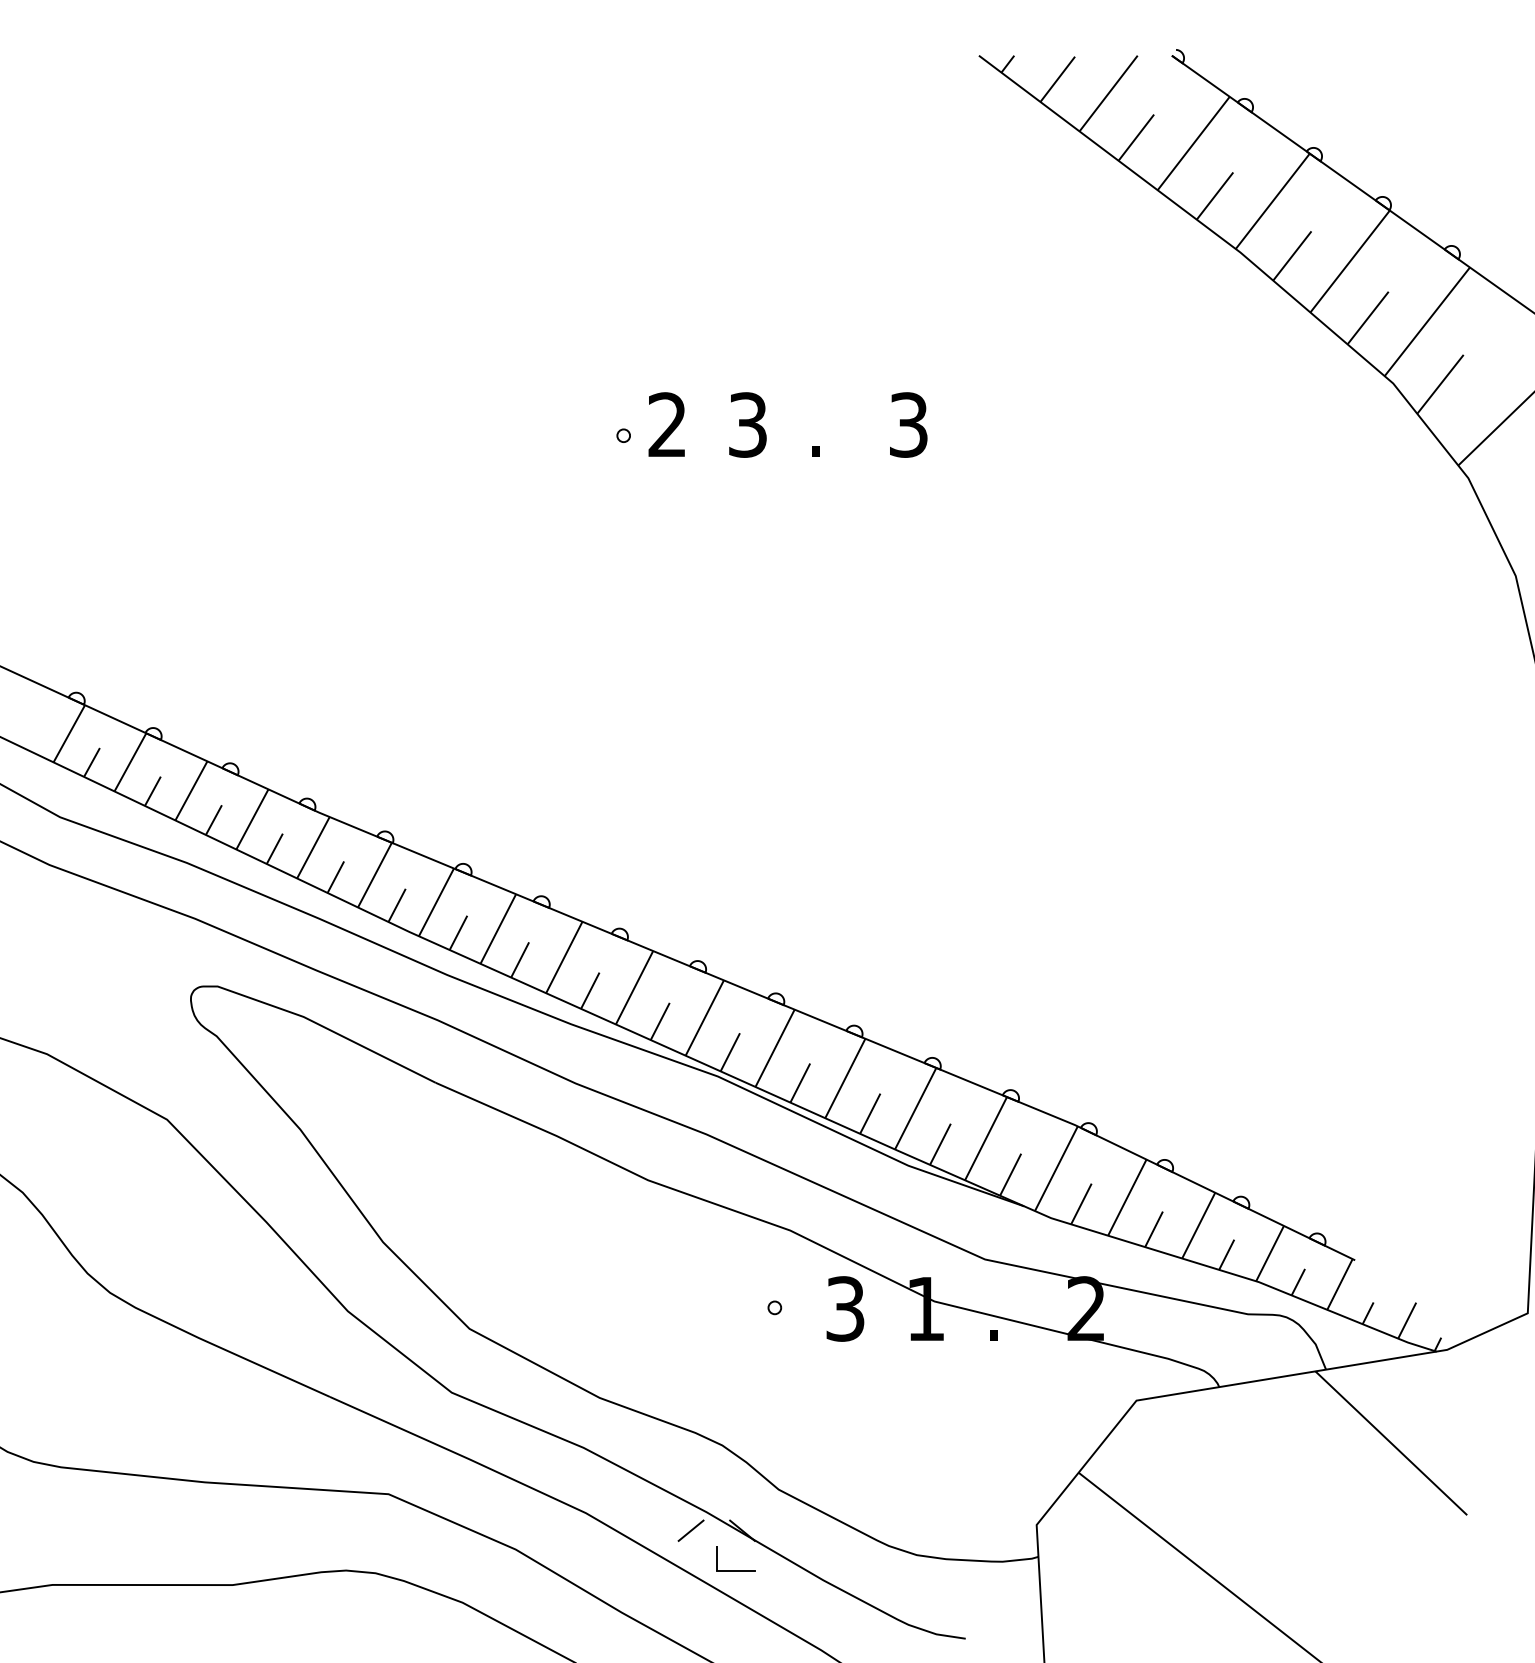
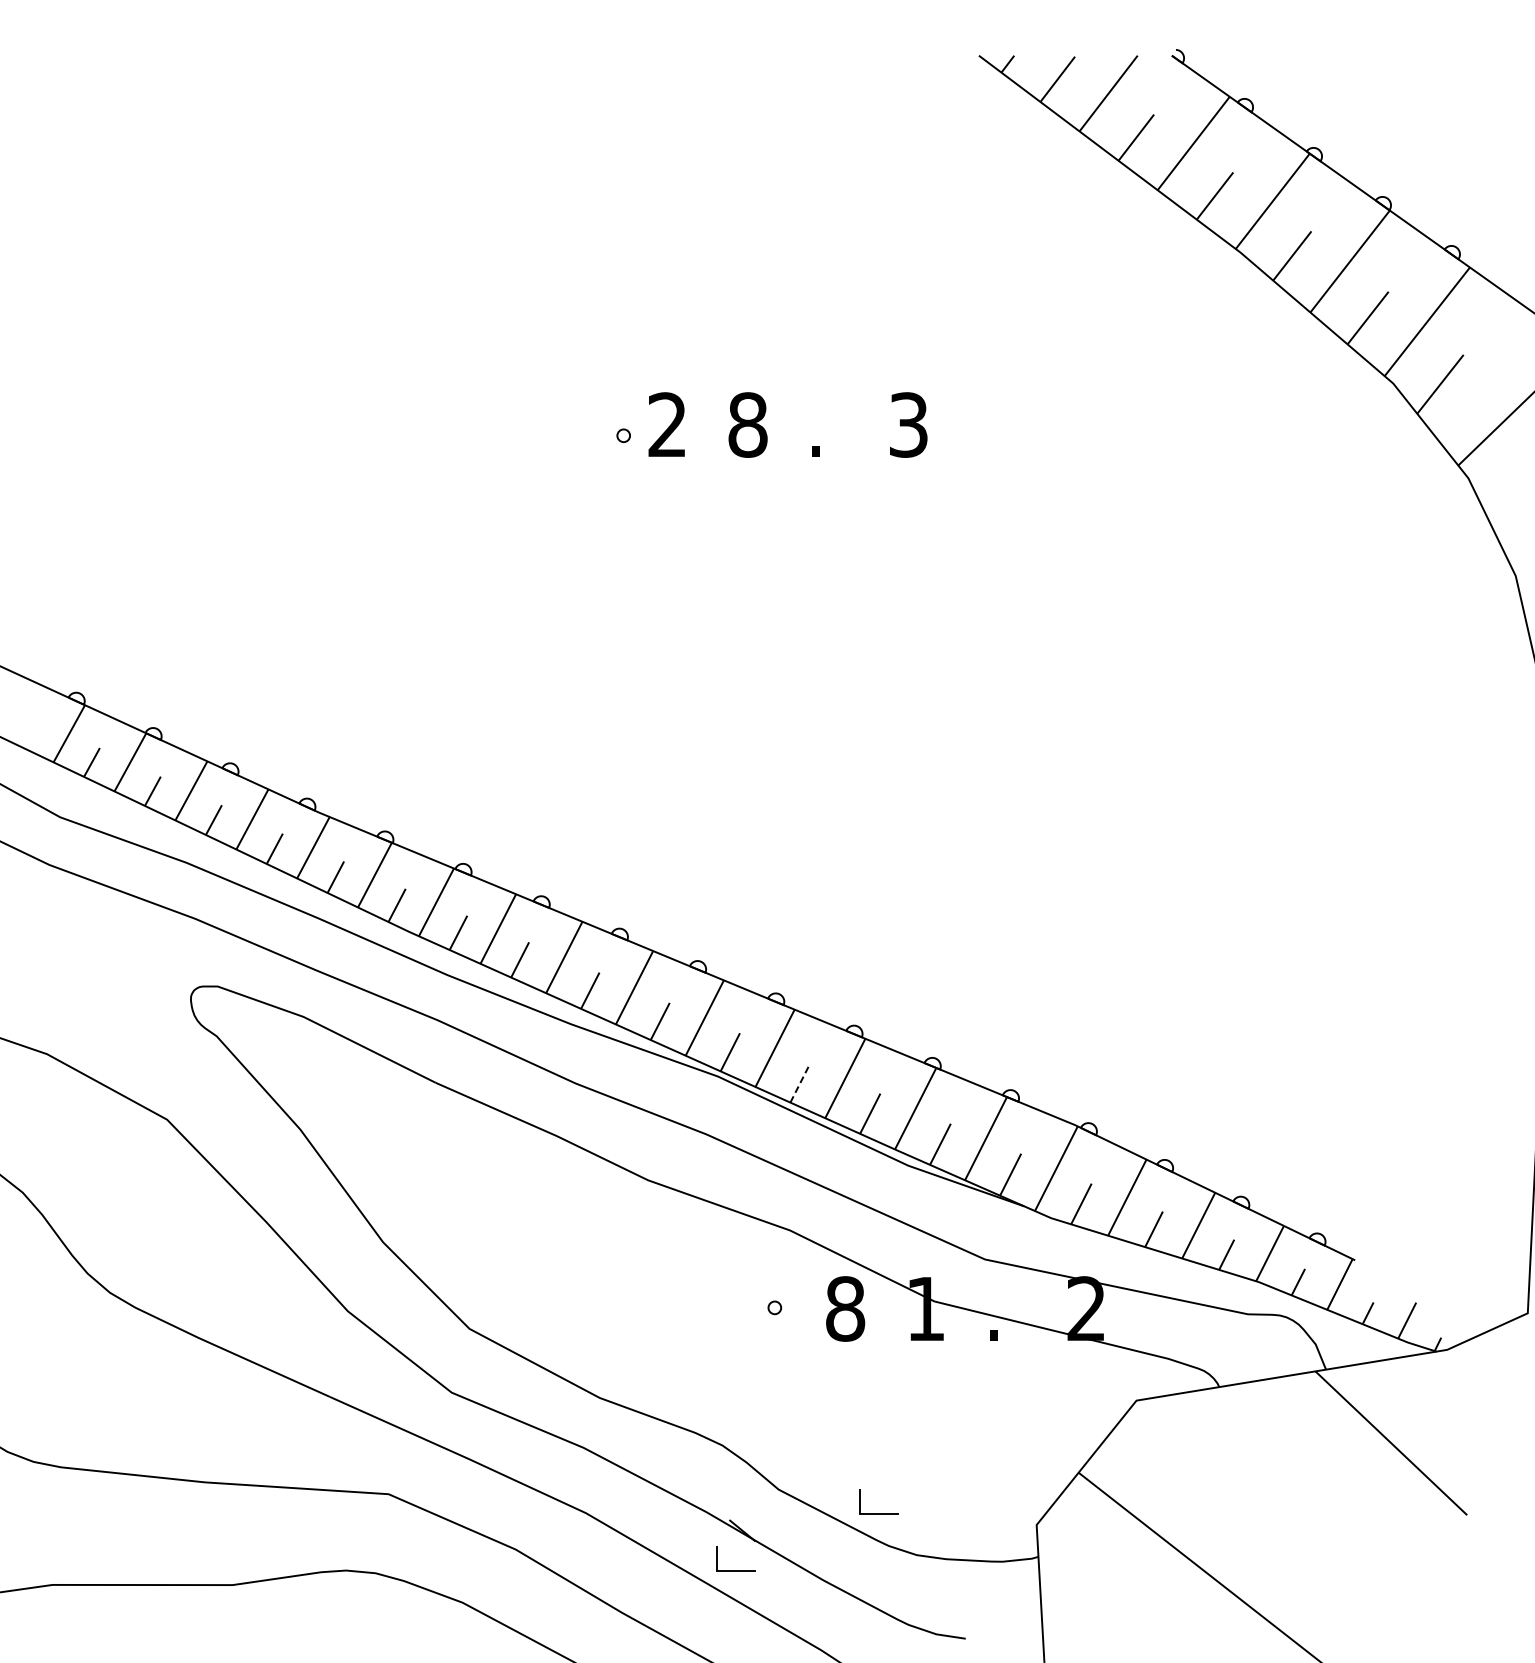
text: 3 -> 8 (747, 424)
line: solid -> dashed (800, 1083)
text: 3 -> 8 (845, 1308)
part: none -> present (878, 1513)
line: present -> none (690, 1530)
